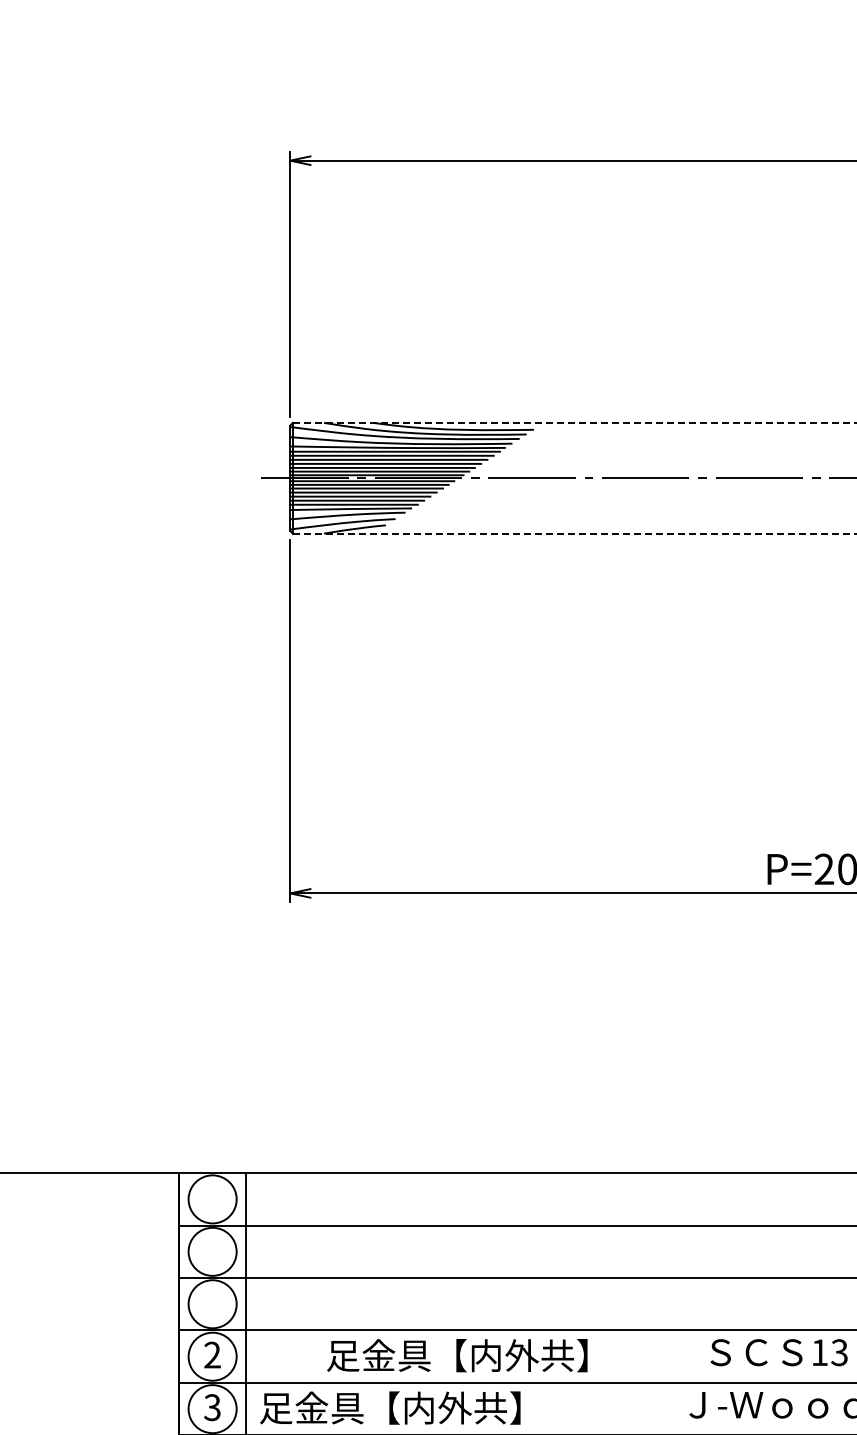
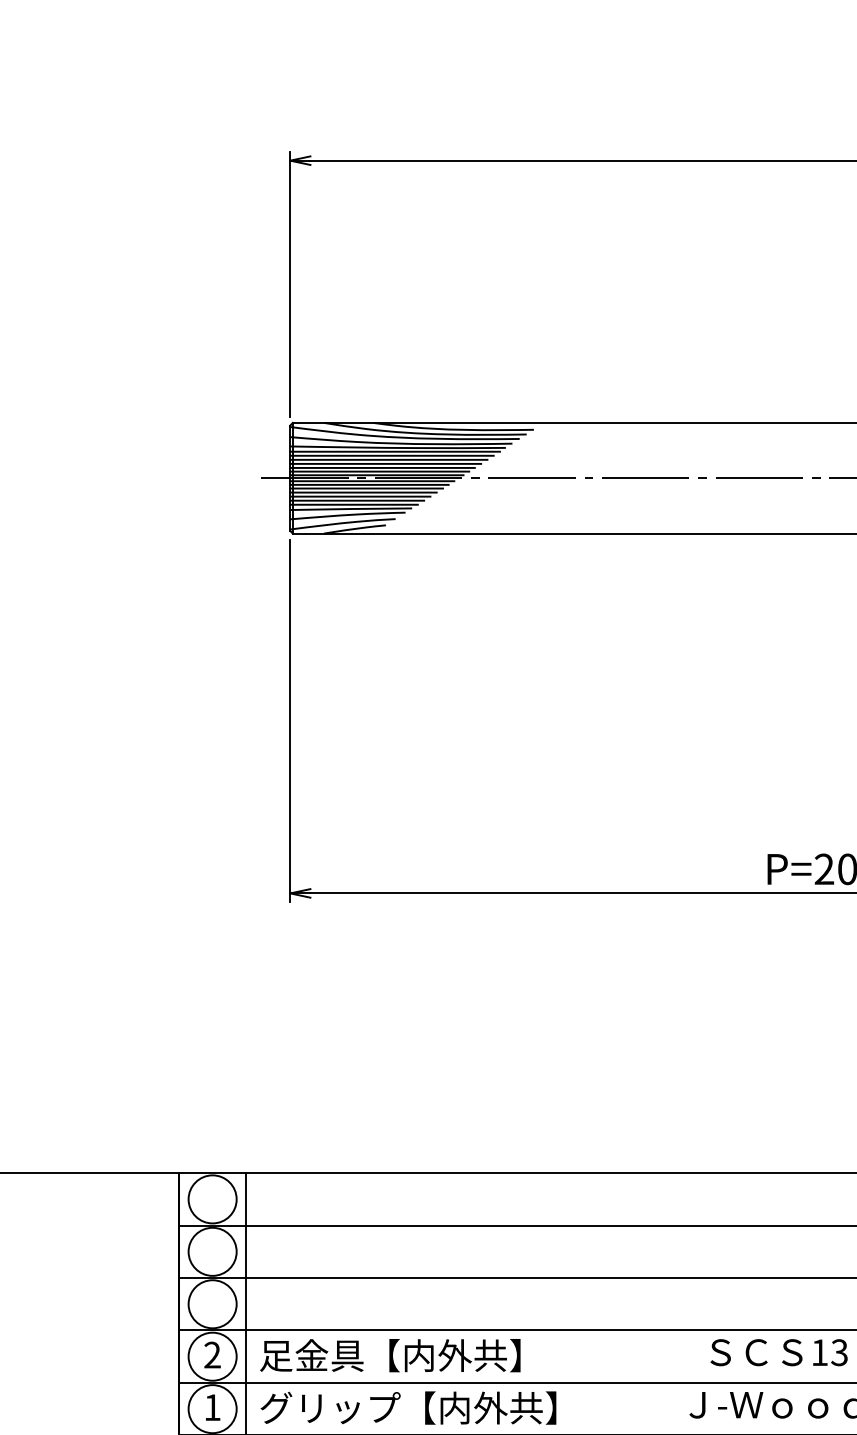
line: dashed -> solid (574, 422)
line: dashed -> solid (574, 533)
text position: (457, 1355) -> (390, 1355) (390, 1355)
text: 3 -> 1 (212, 1407)
text: 足金具【内外共】 -> グリップ【内外共】 (408, 1407)
